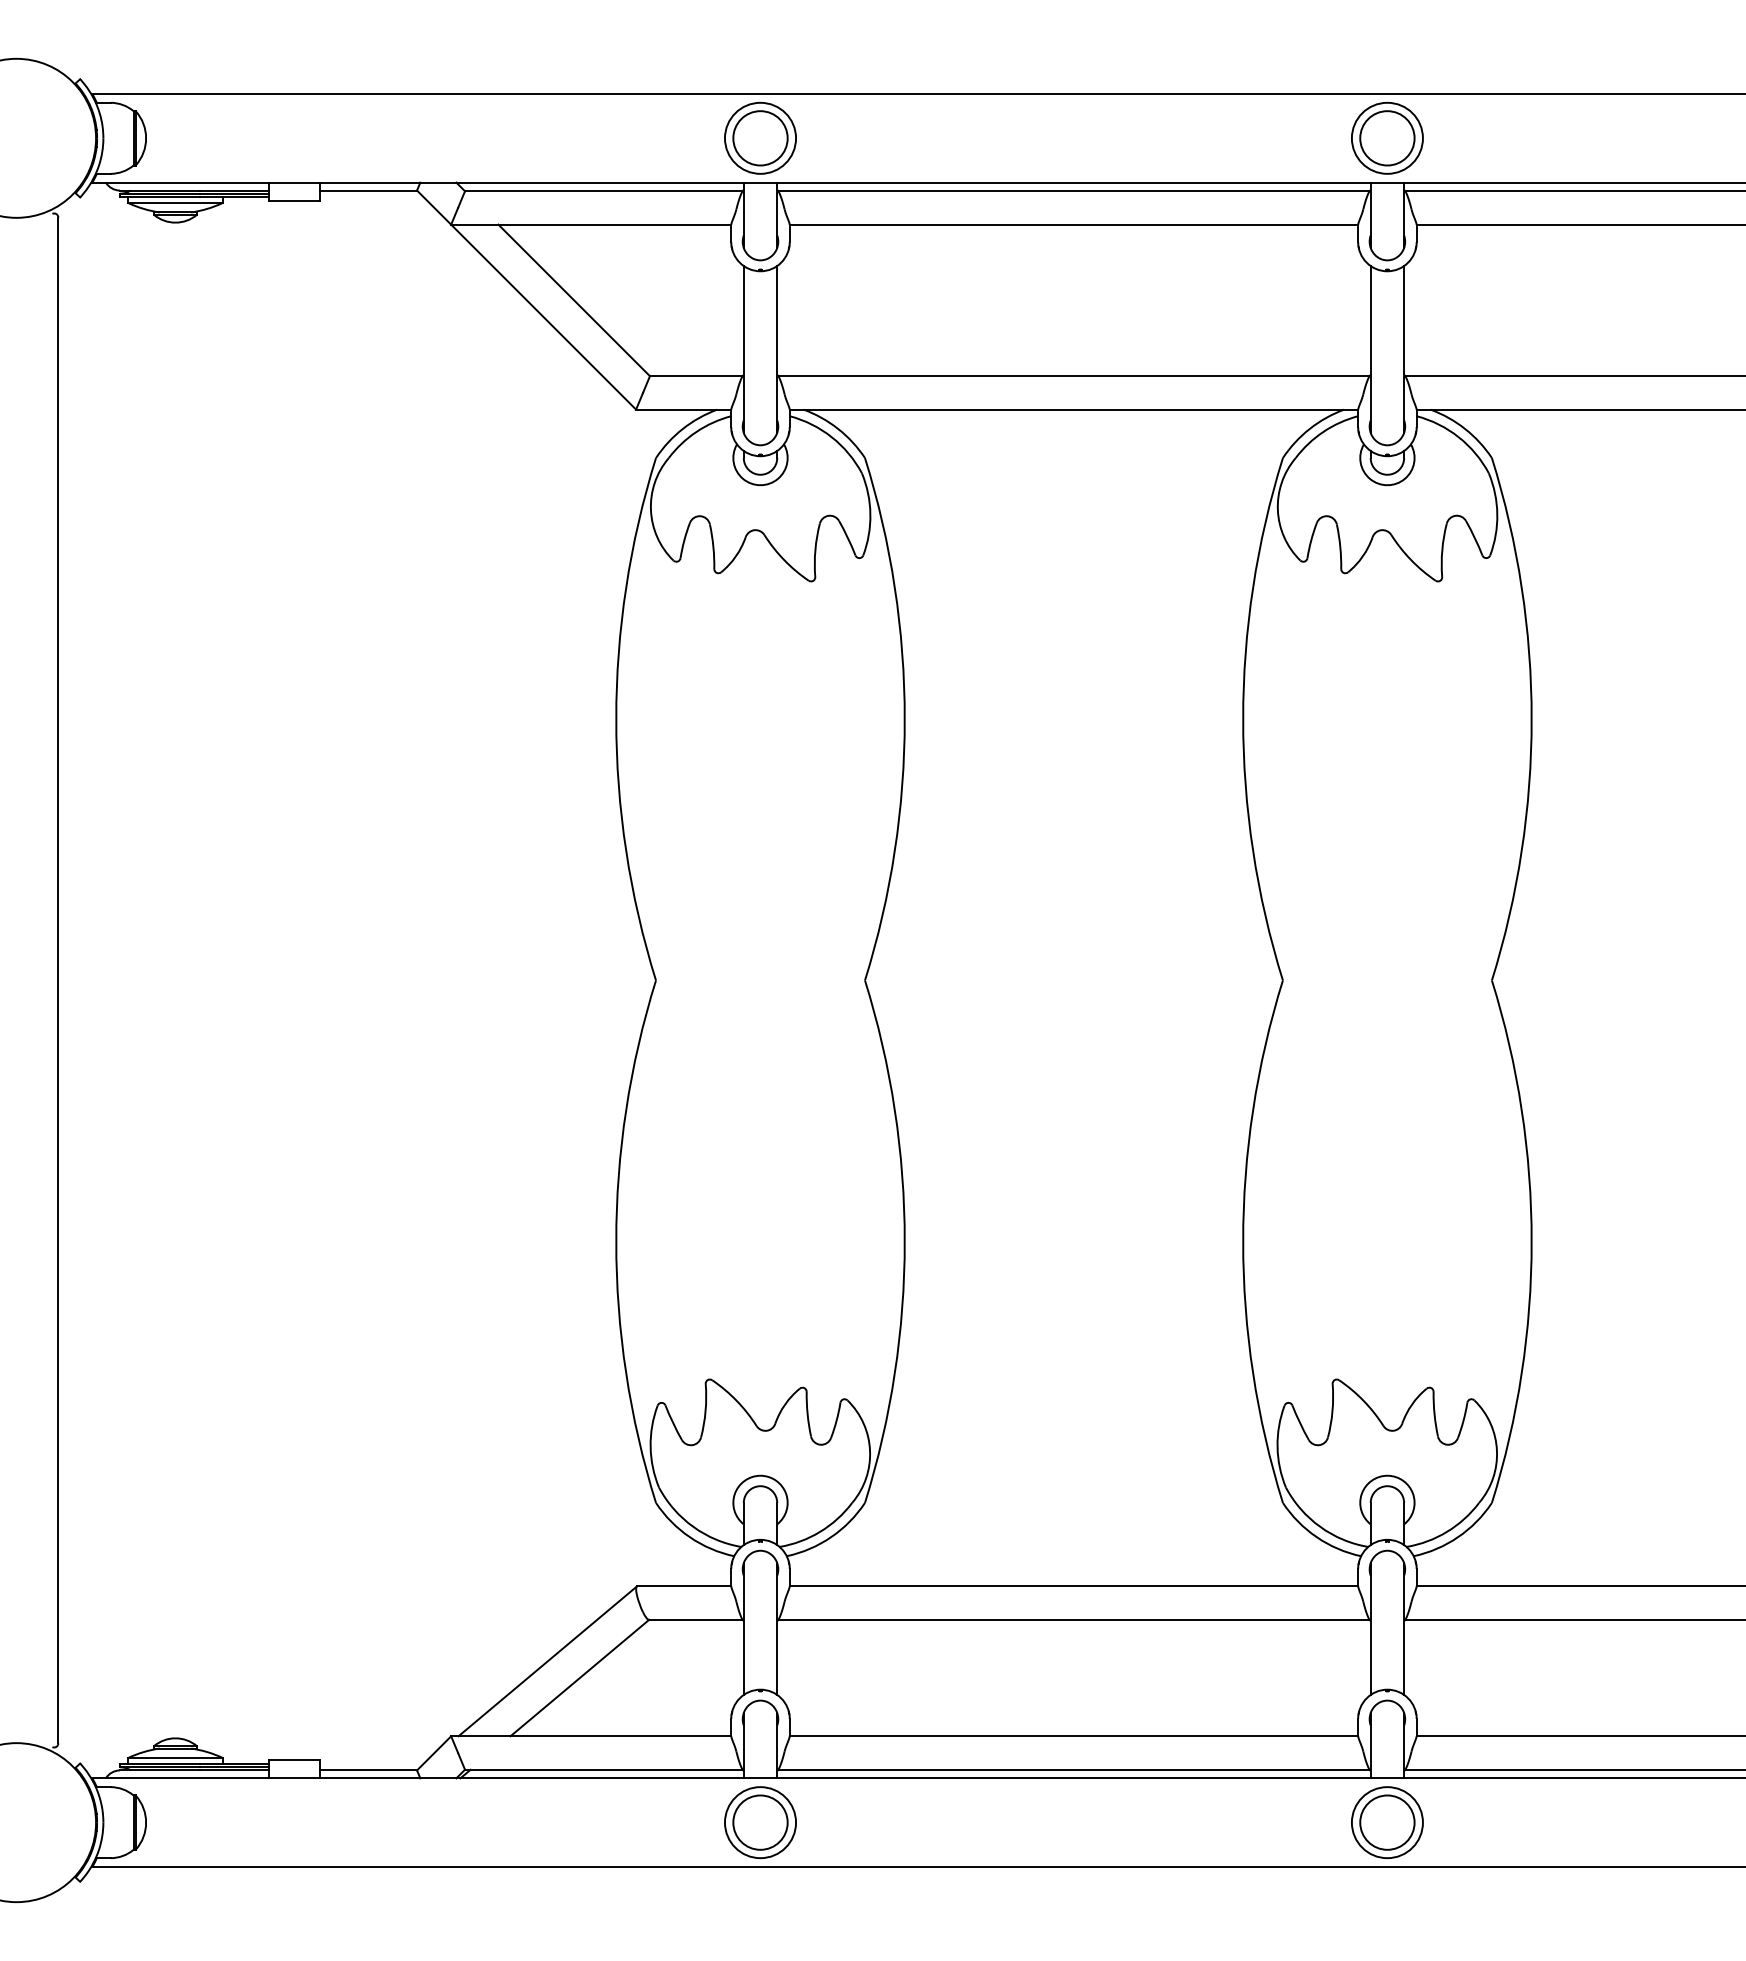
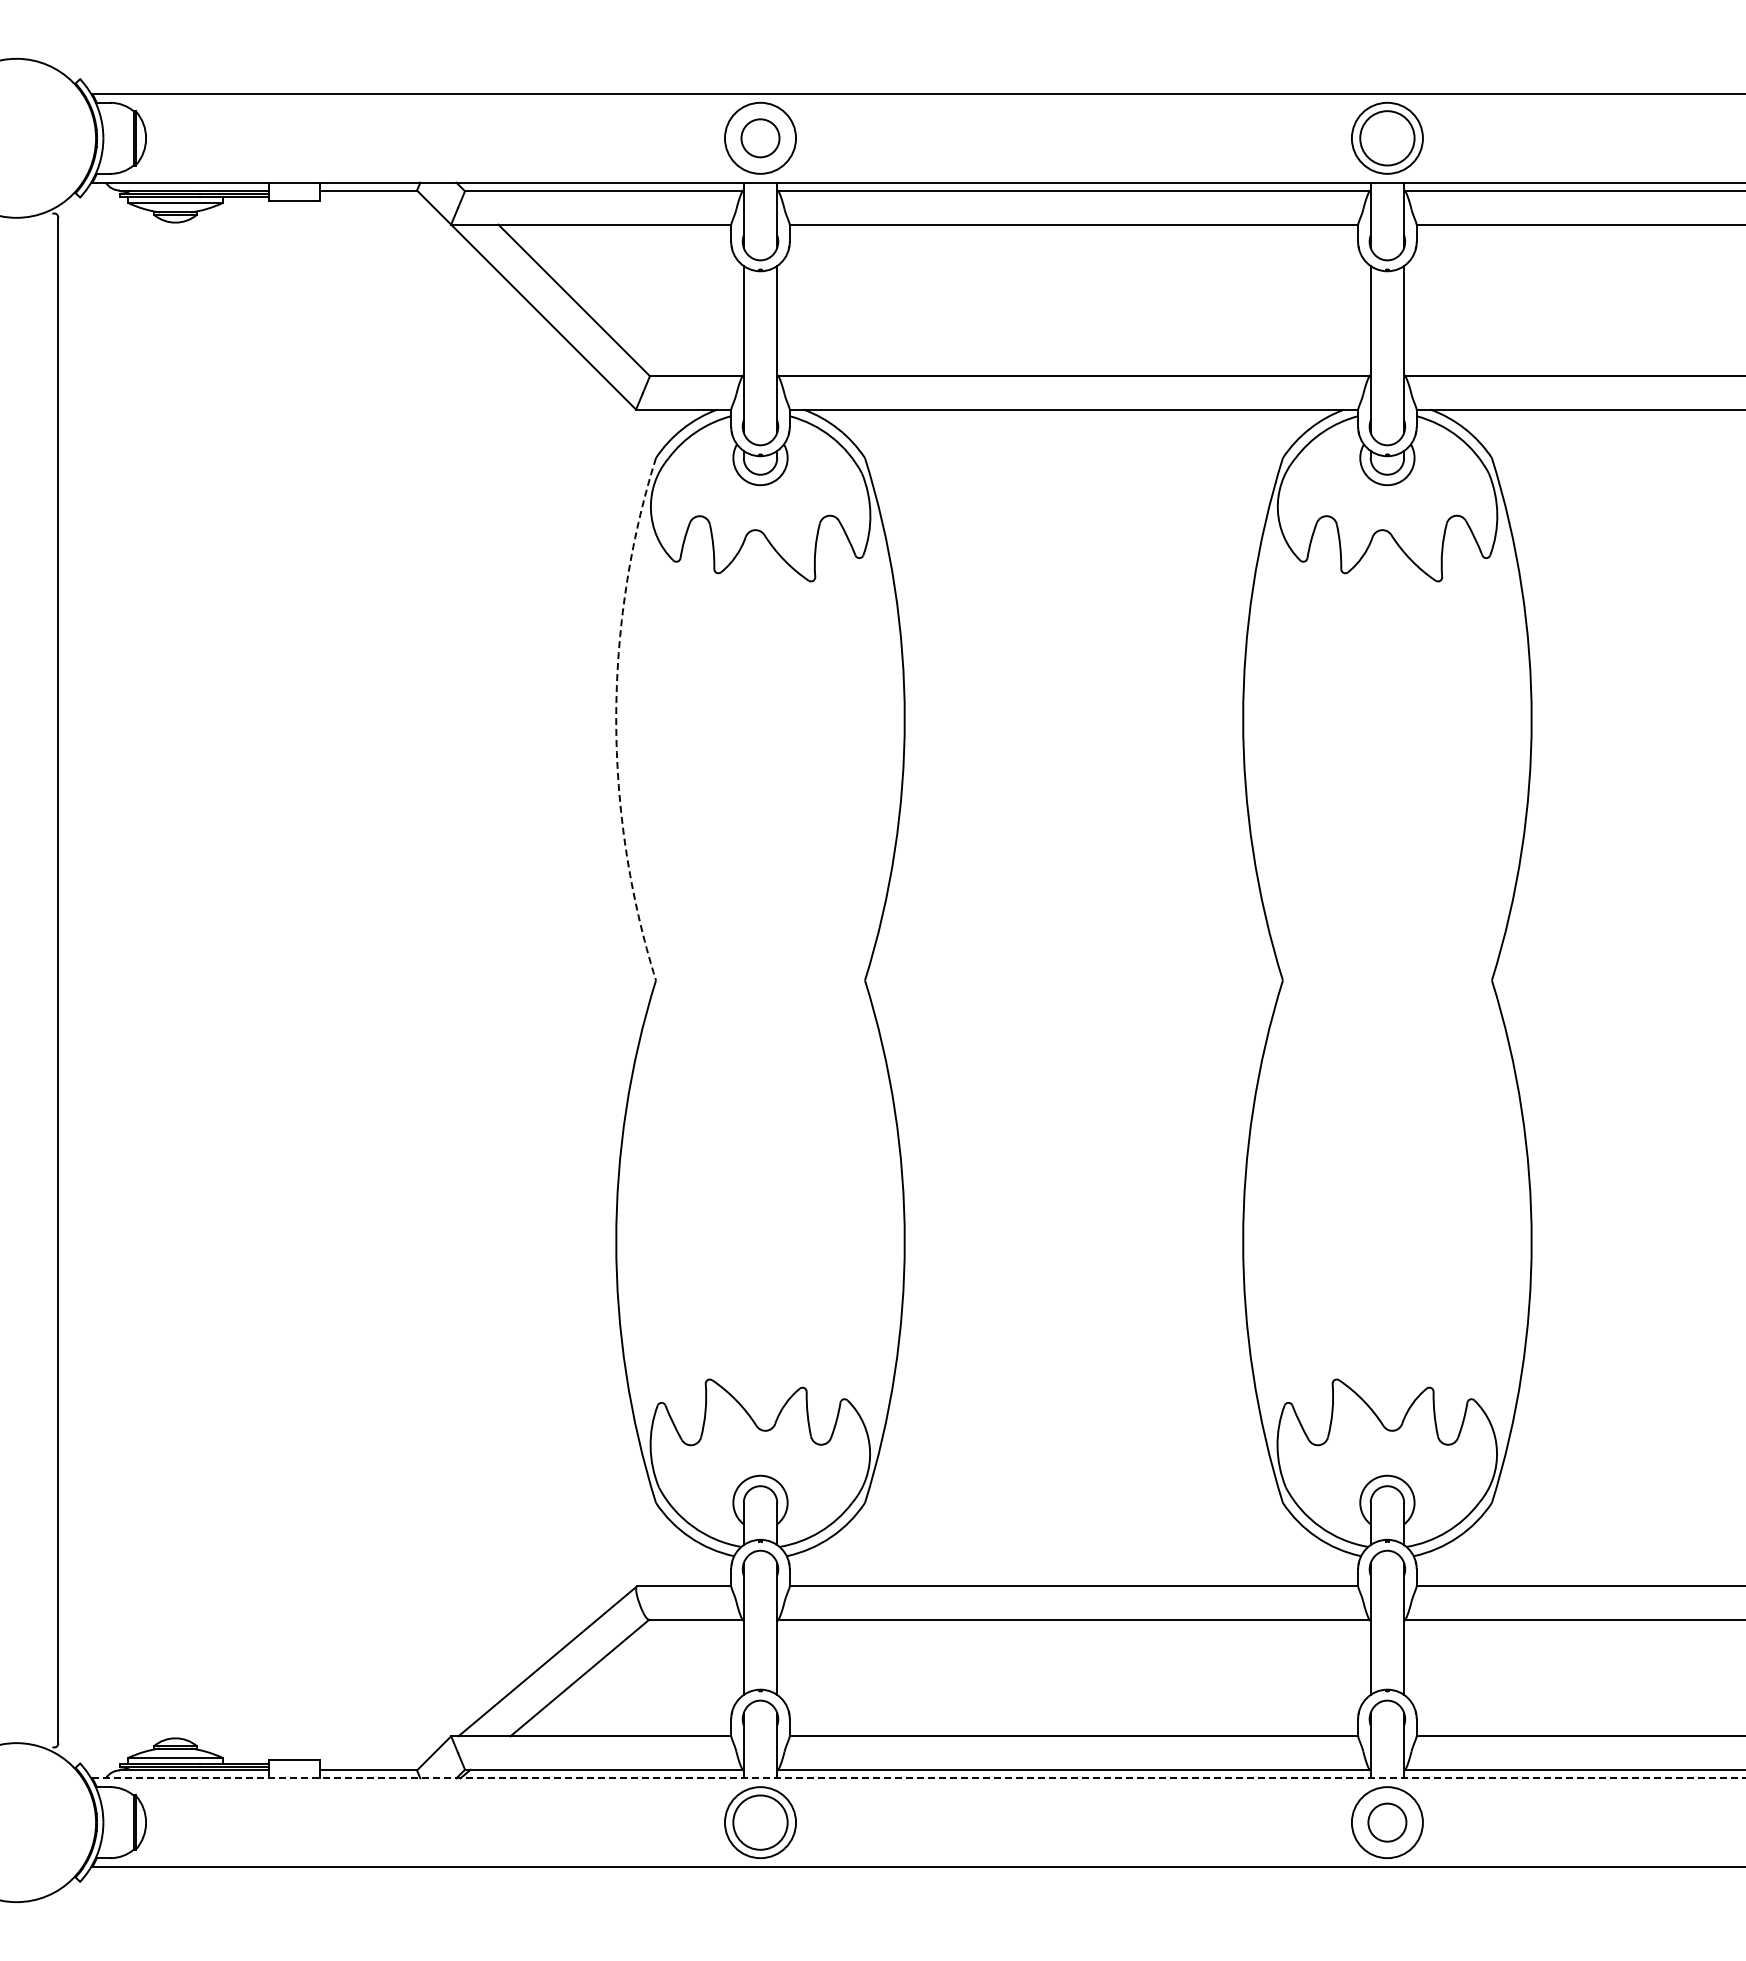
circle diameter: 54 px -> 38 px (760, 138)
arc: solid -> dashed (616, 719)
line: solid -> dashed (919, 1778)
circle diameter: 54 px -> 38 px (1387, 1822)
